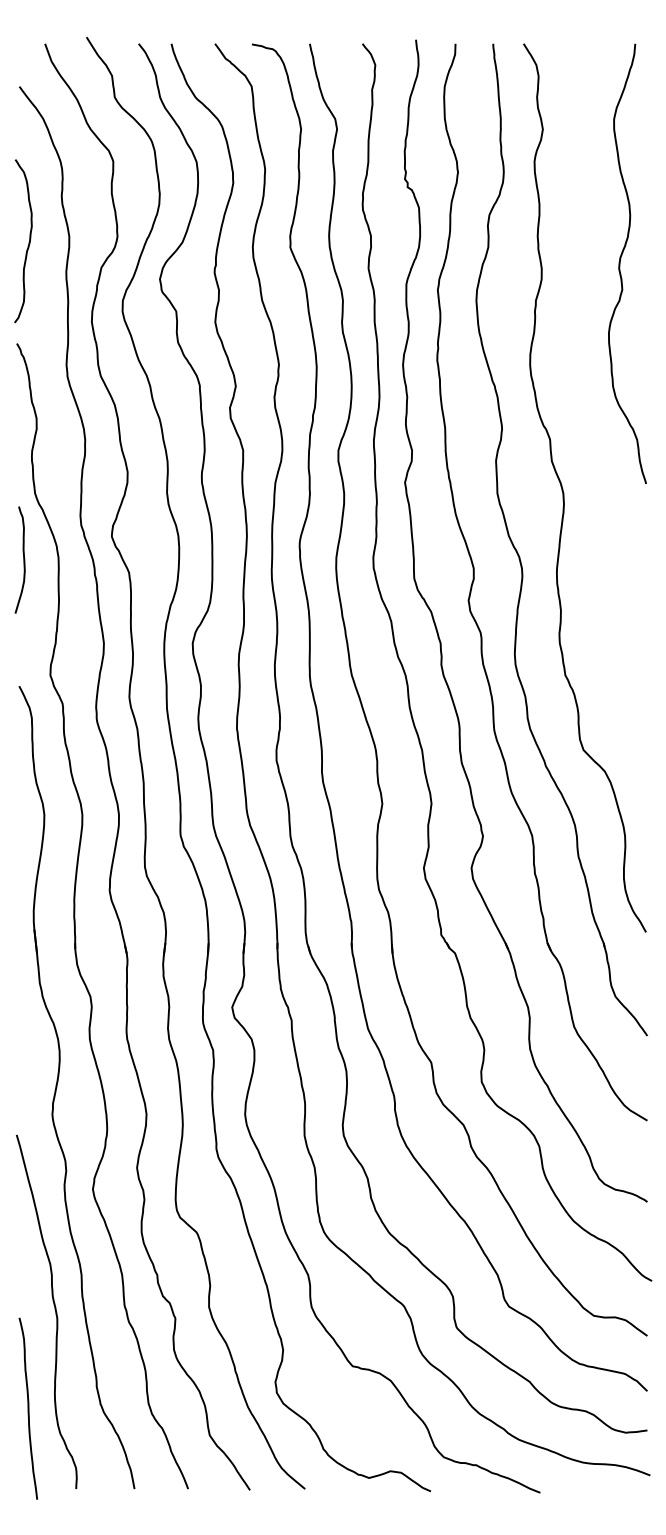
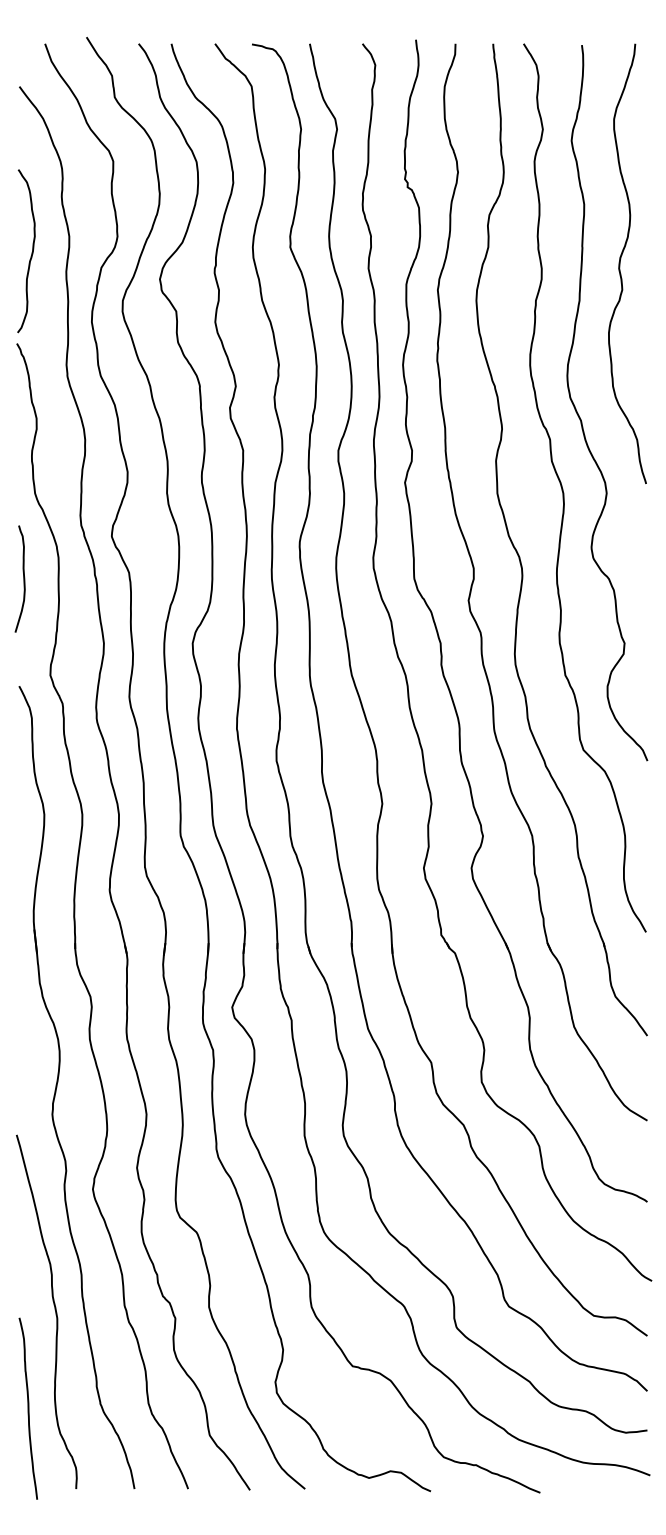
curve position: (28, 242) -> (31, 252) (31, 252)
curve: none -> present (580, 417)
curve position: (23, 559) -> (23, 578) (23, 578)
